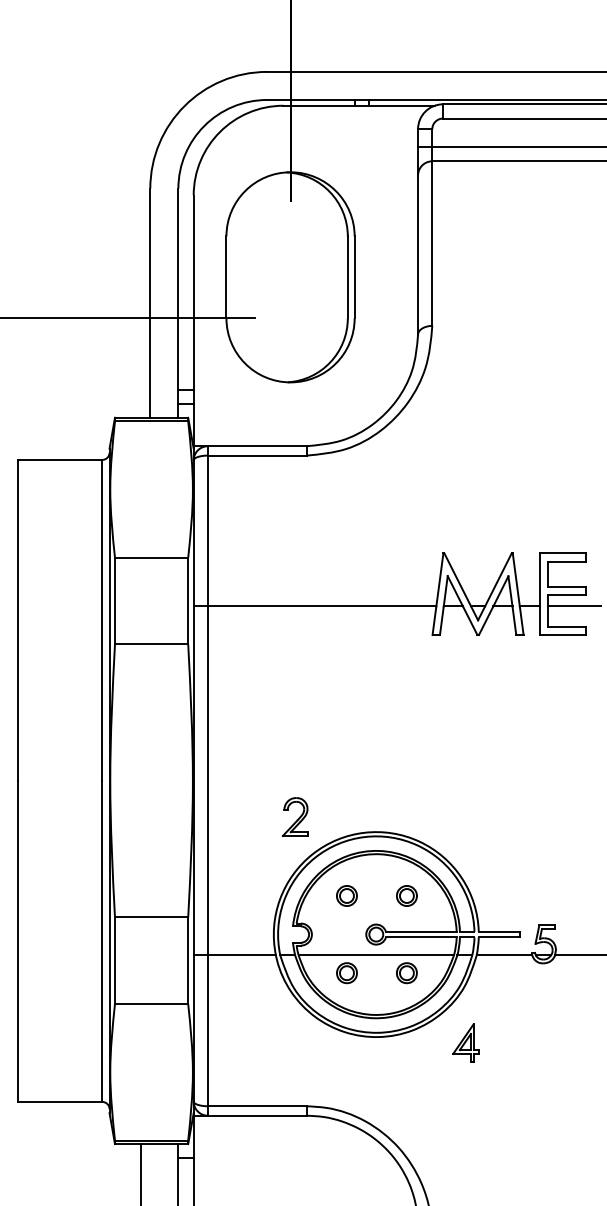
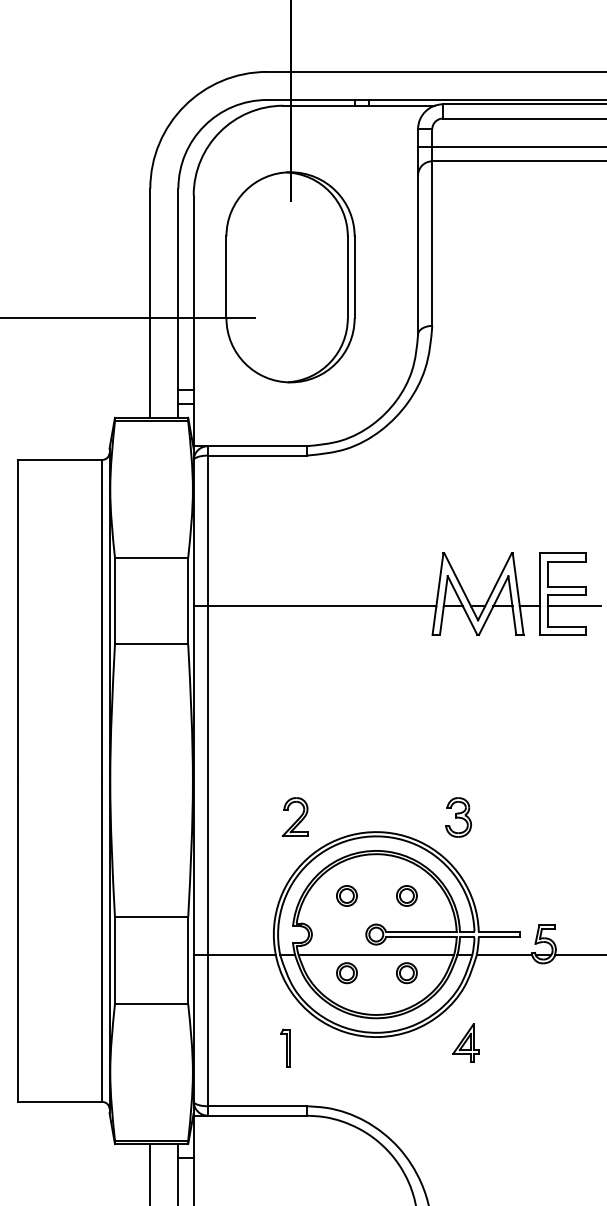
part: none -> present (458, 817)
part: none -> present (285, 1047)
line position: (141, 1173) -> (150, 1173) (150, 1173)
